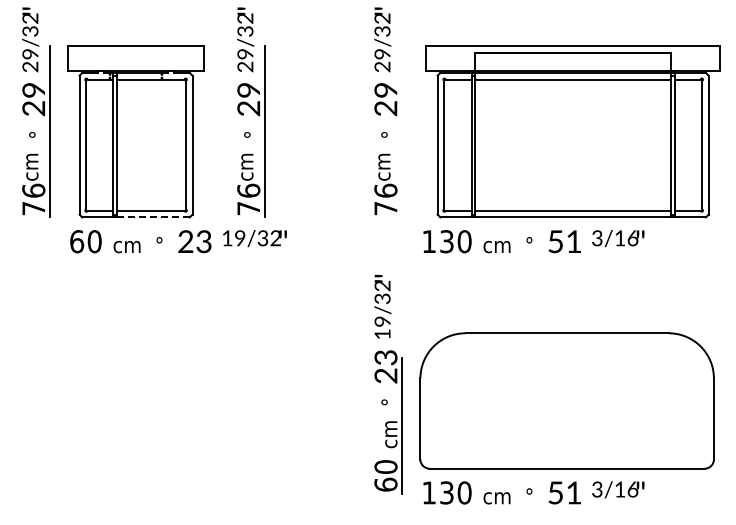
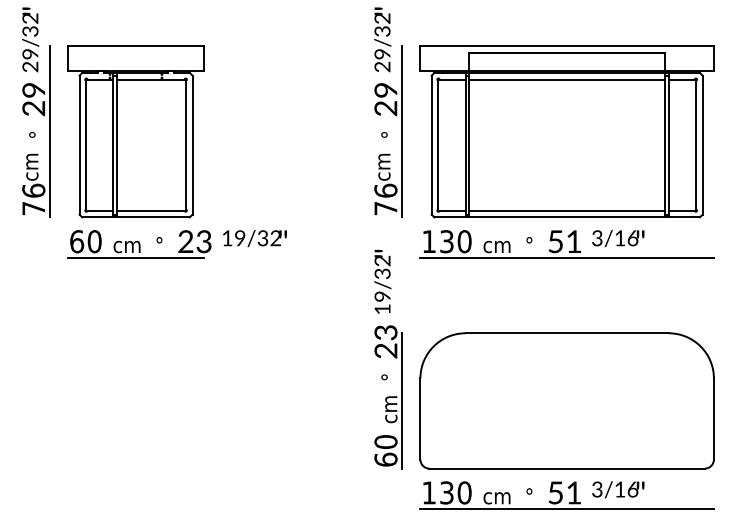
part: present -> none (251, 112)
line: none -> present (402, 131)
part position: (572, 131) -> (566, 131) (566, 131)
line: dashed -> solid (153, 217)
line: none -> present (135, 258)
line: none -> present (566, 258)
part position: (388, 384) -> (388, 359) (388, 359)
line: none -> present (566, 509)
